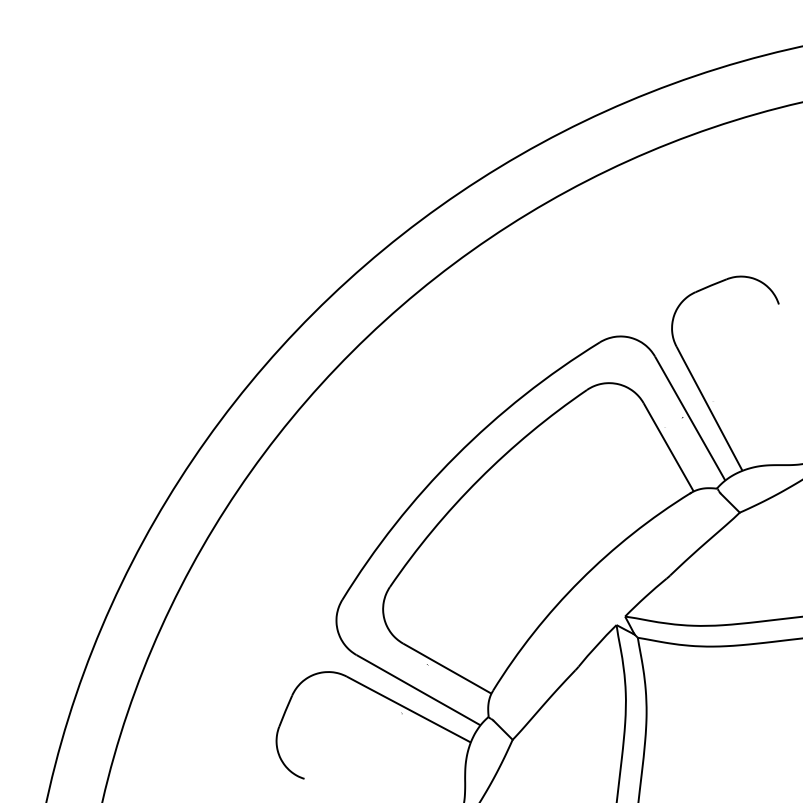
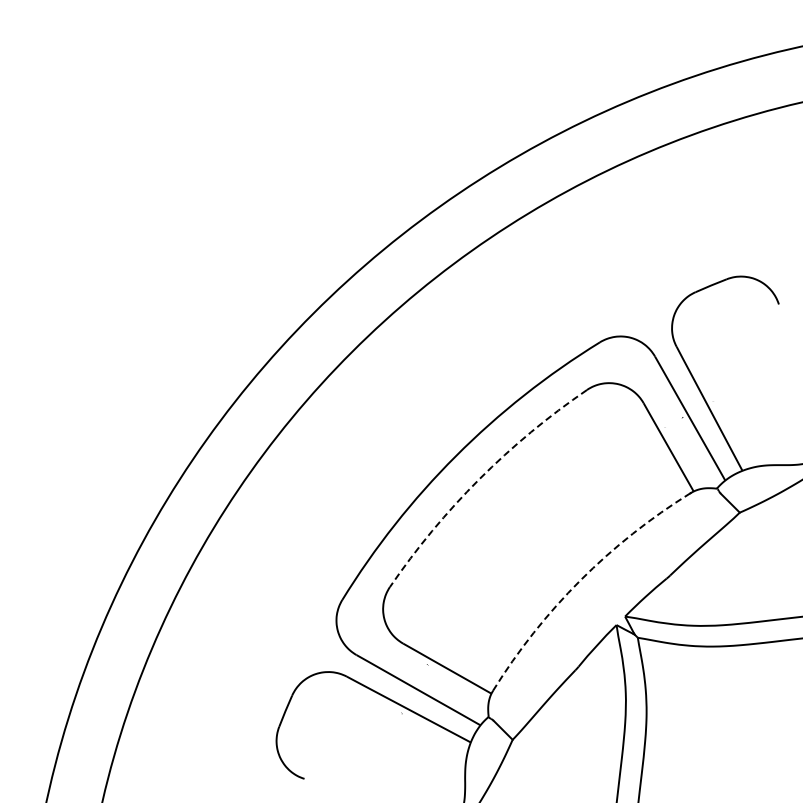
arc: solid -> dashed (479, 479)
arc: solid -> dashed (580, 580)
